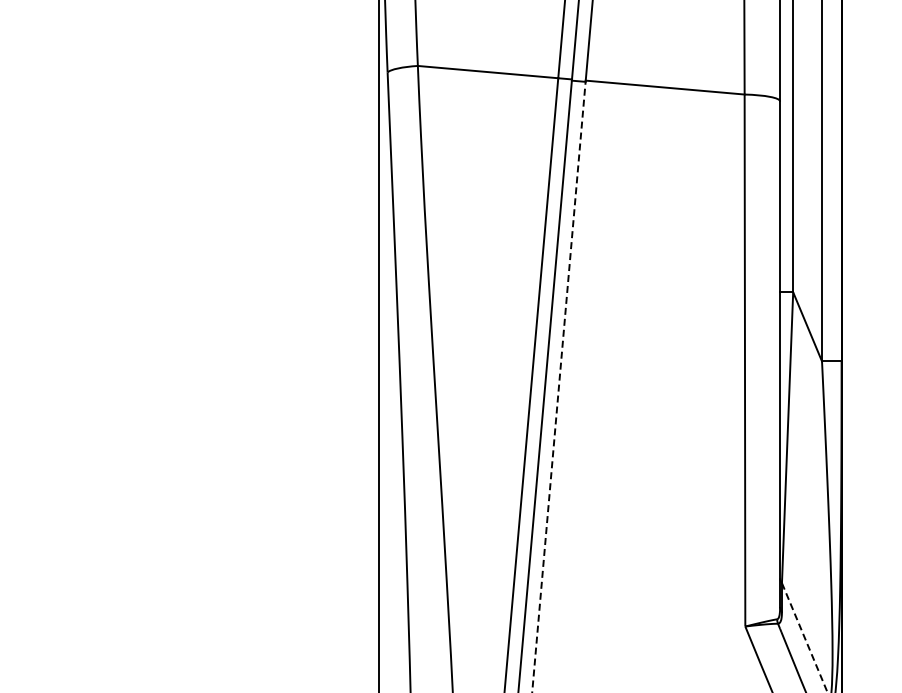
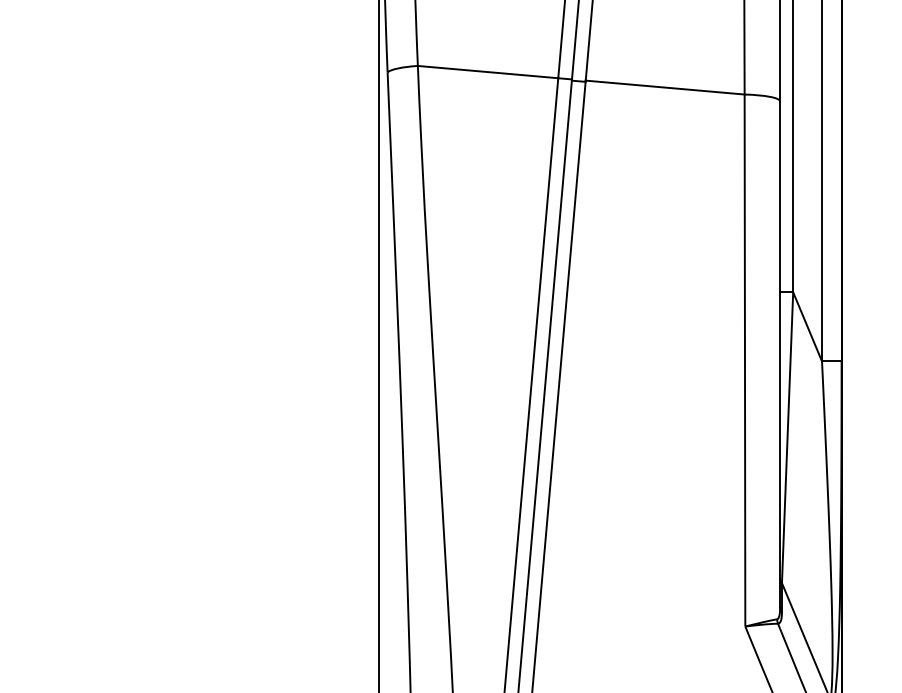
line: dashed -> solid (559, 386)
line: dashed -> solid (804, 638)
